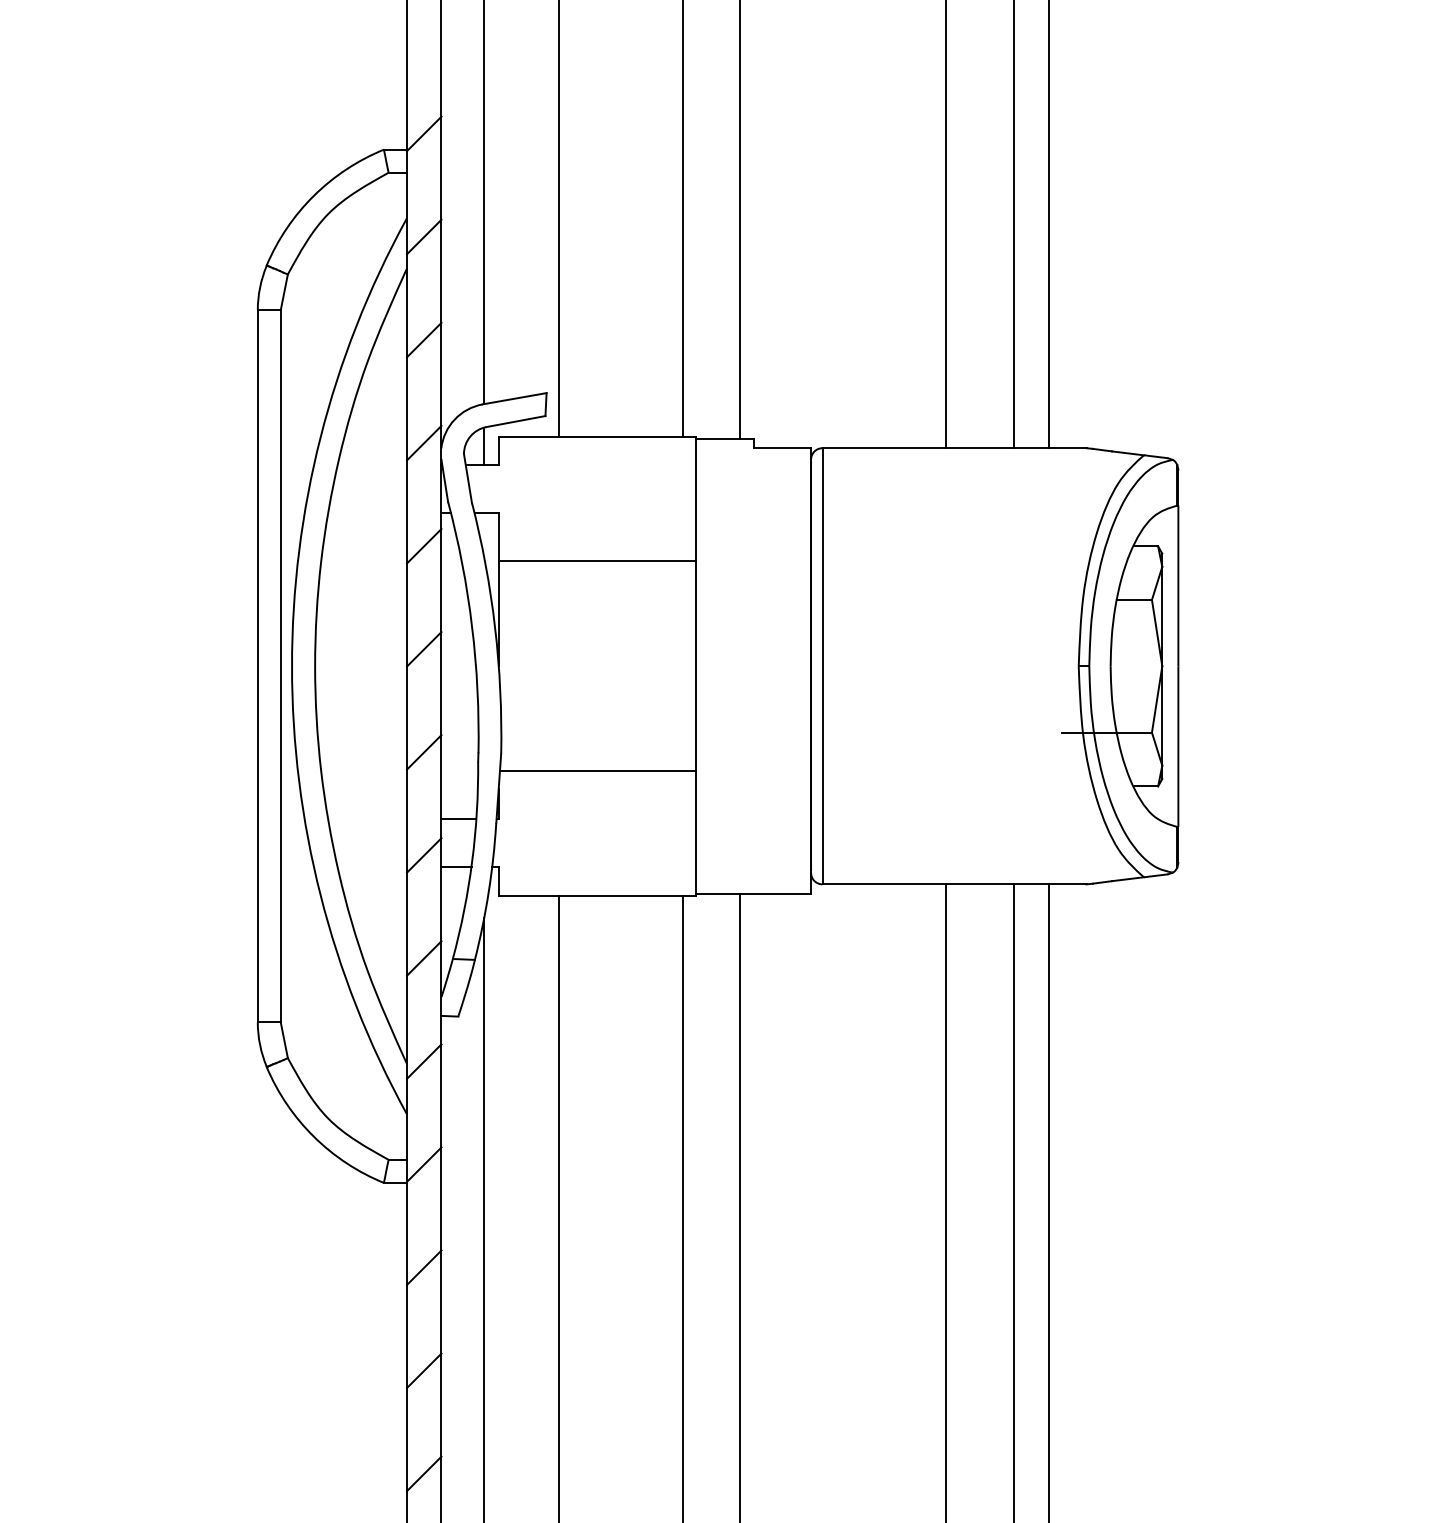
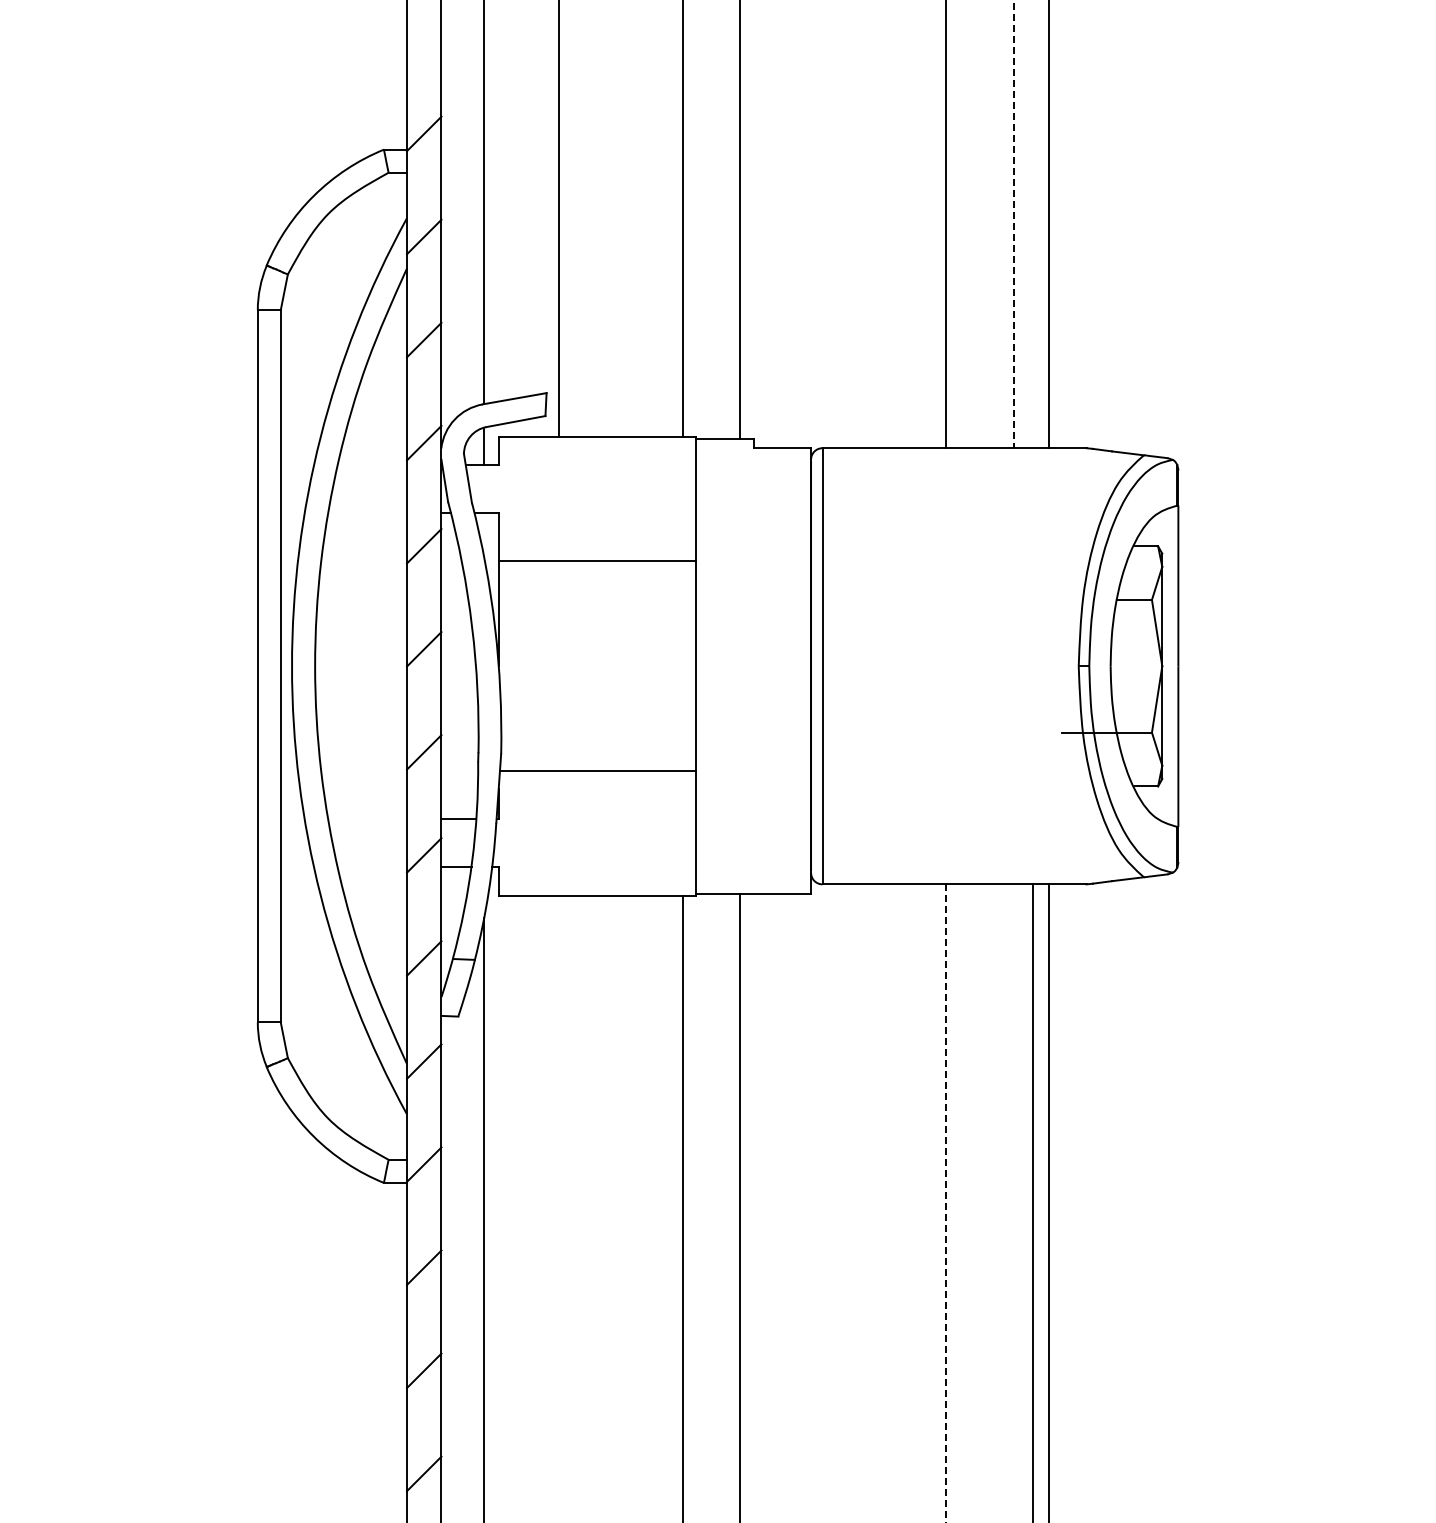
line: solid -> dashed (1014, 224)
line position: (1014, 1201) -> (1033, 1201) (1033, 1201)
line: solid -> dashed (945, 1203)
line: present -> none (559, 1207)
